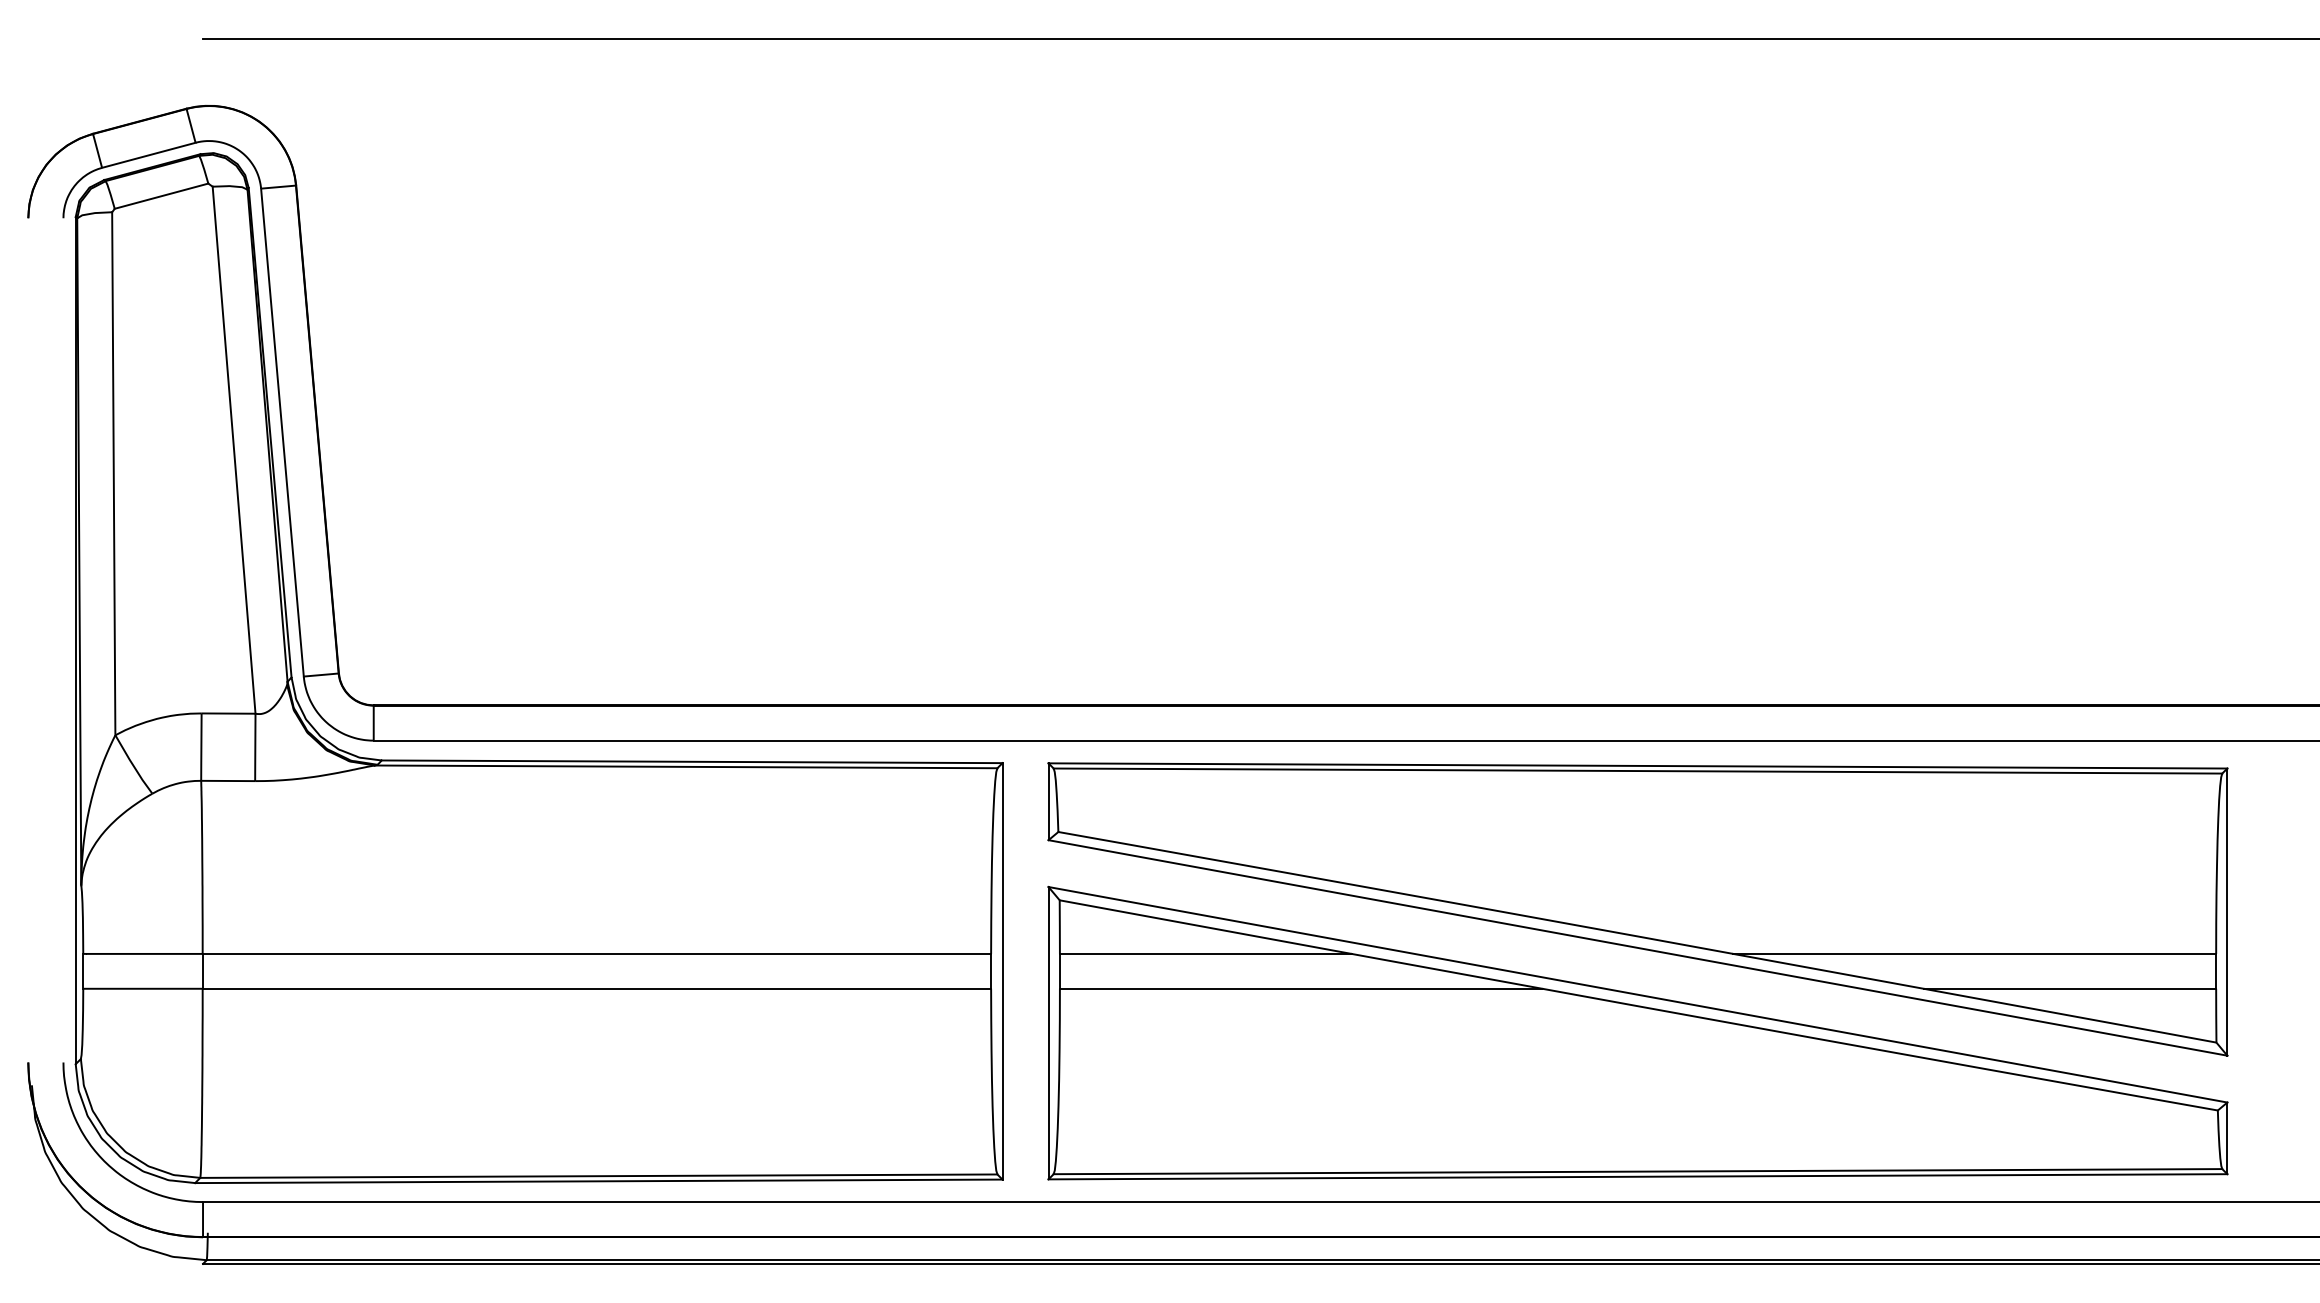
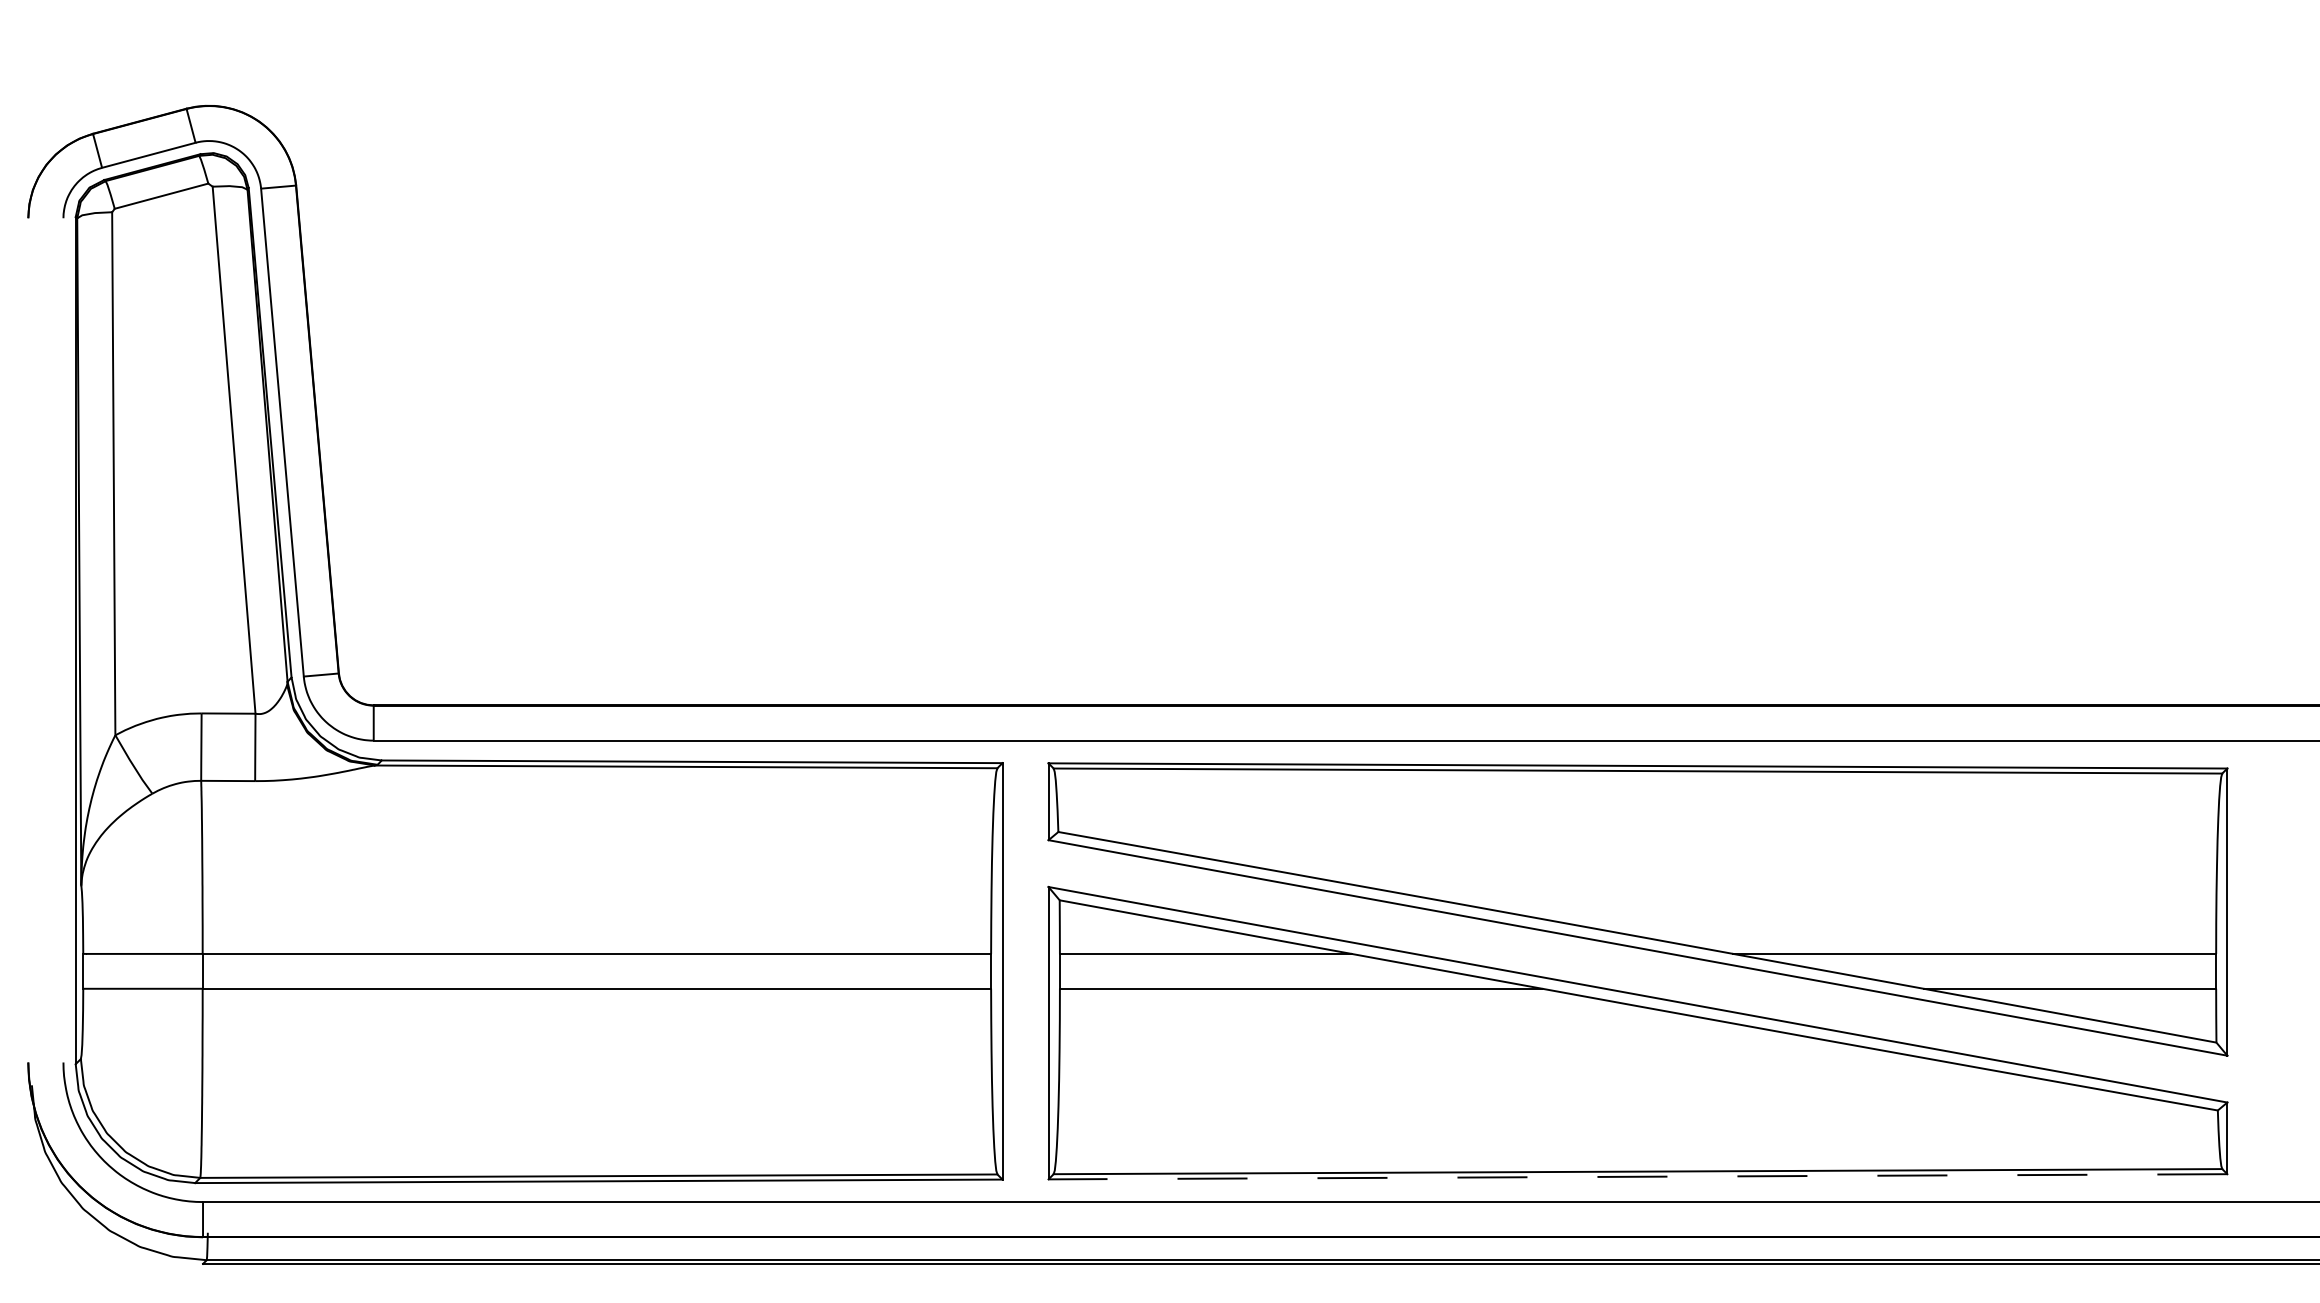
line: present -> none (1259, 39)
line: solid -> dashed (1637, 1176)
